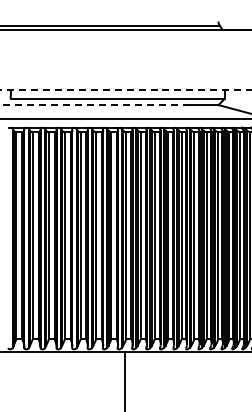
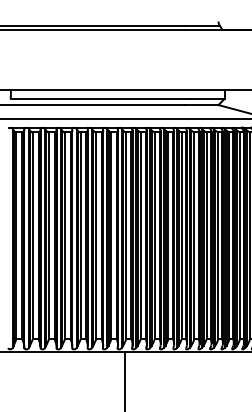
line: dashed -> solid (126, 90)
line: dashed -> solid (93, 105)
